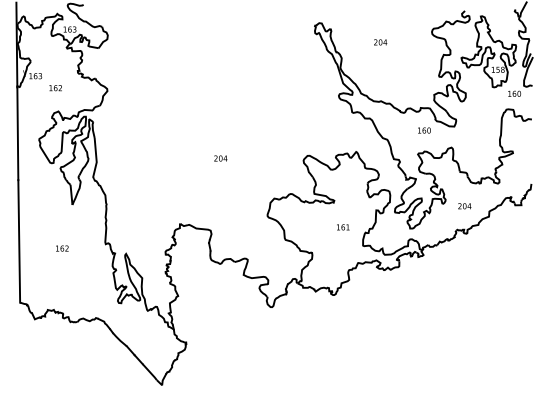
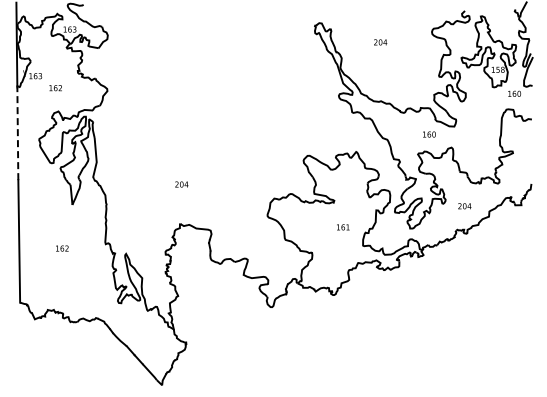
text position: (424, 130) -> (429, 134) (429, 134)
line: solid -> dashed (17, 133)
text position: (220, 158) -> (181, 184) (181, 184)
